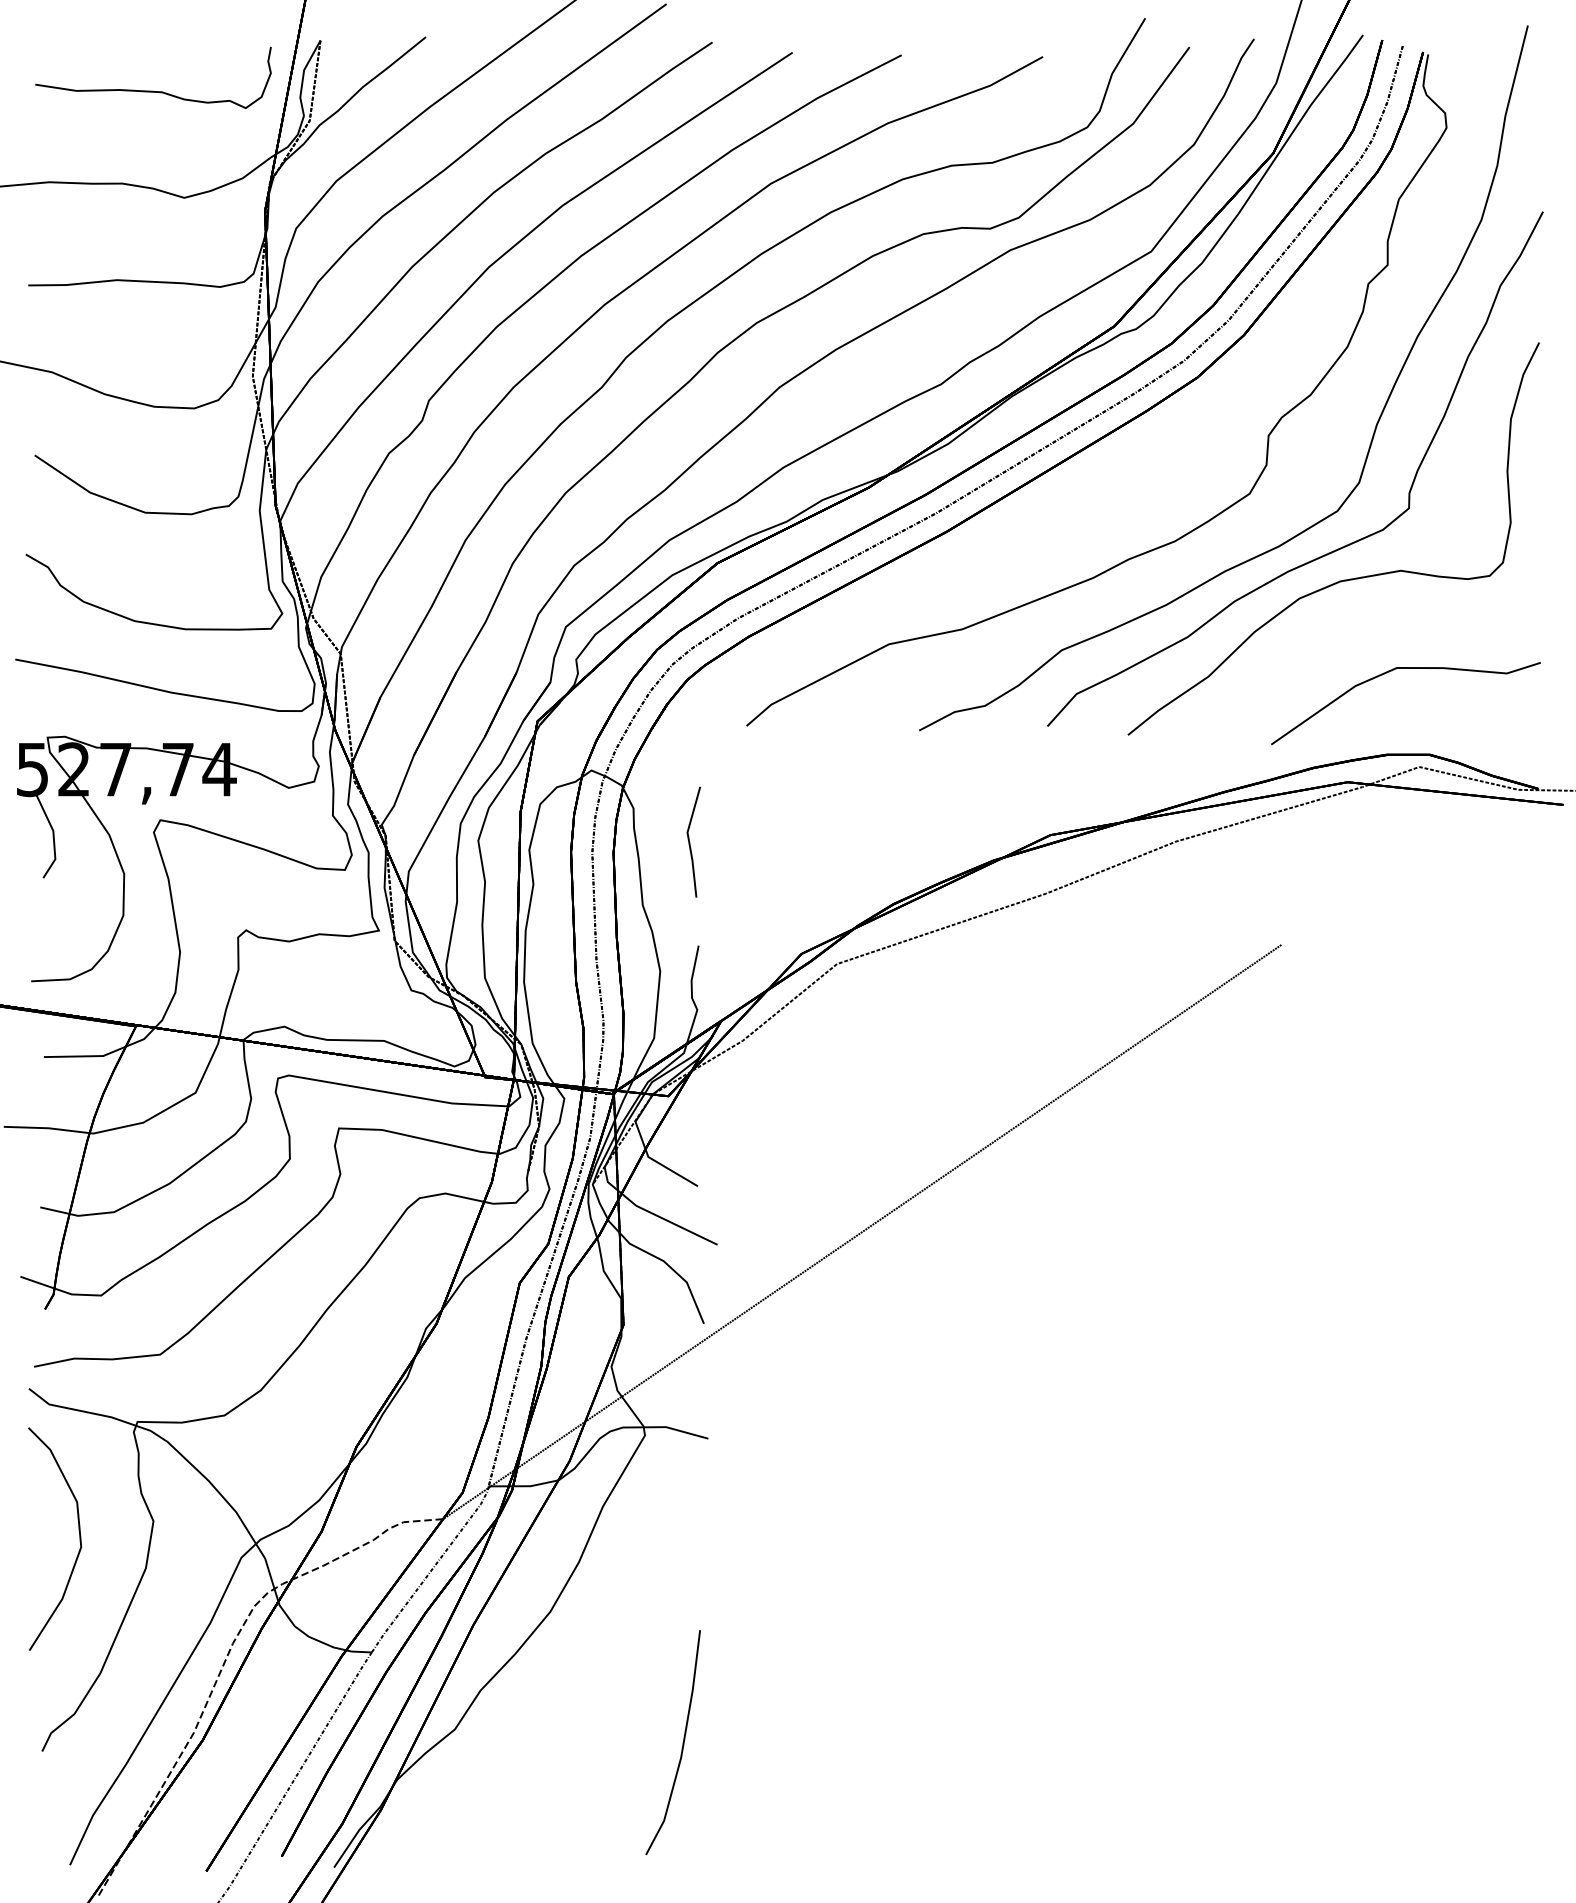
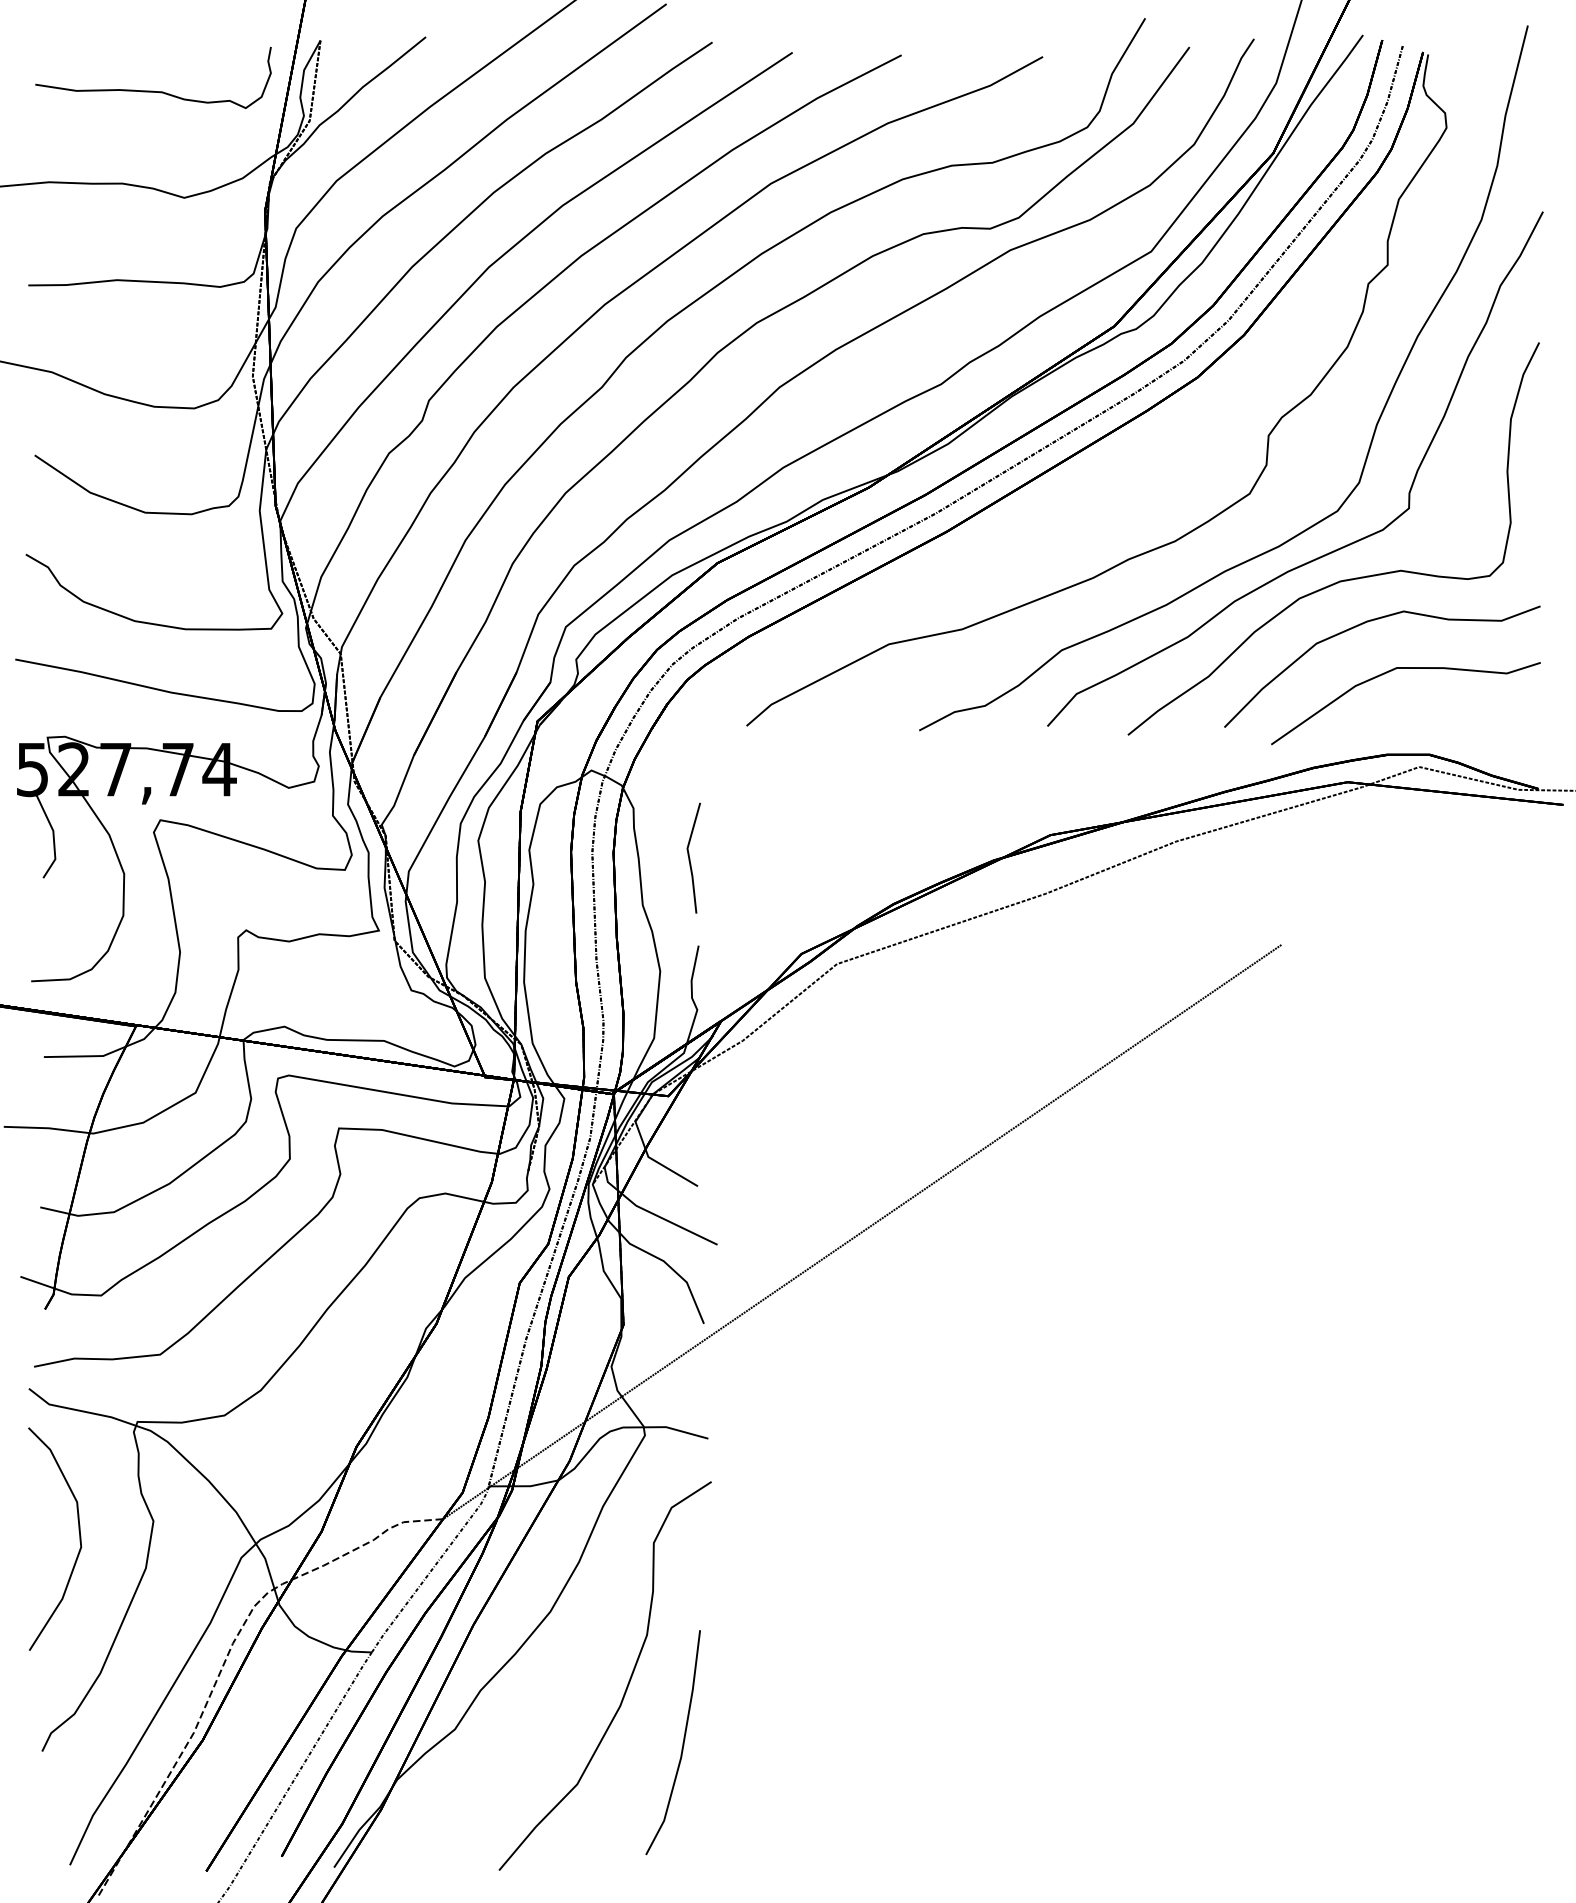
curve: none -> present (1363, 624)
line position: (690, 842) -> (690, 858) (690, 858)
curve: none -> present (627, 1683)
